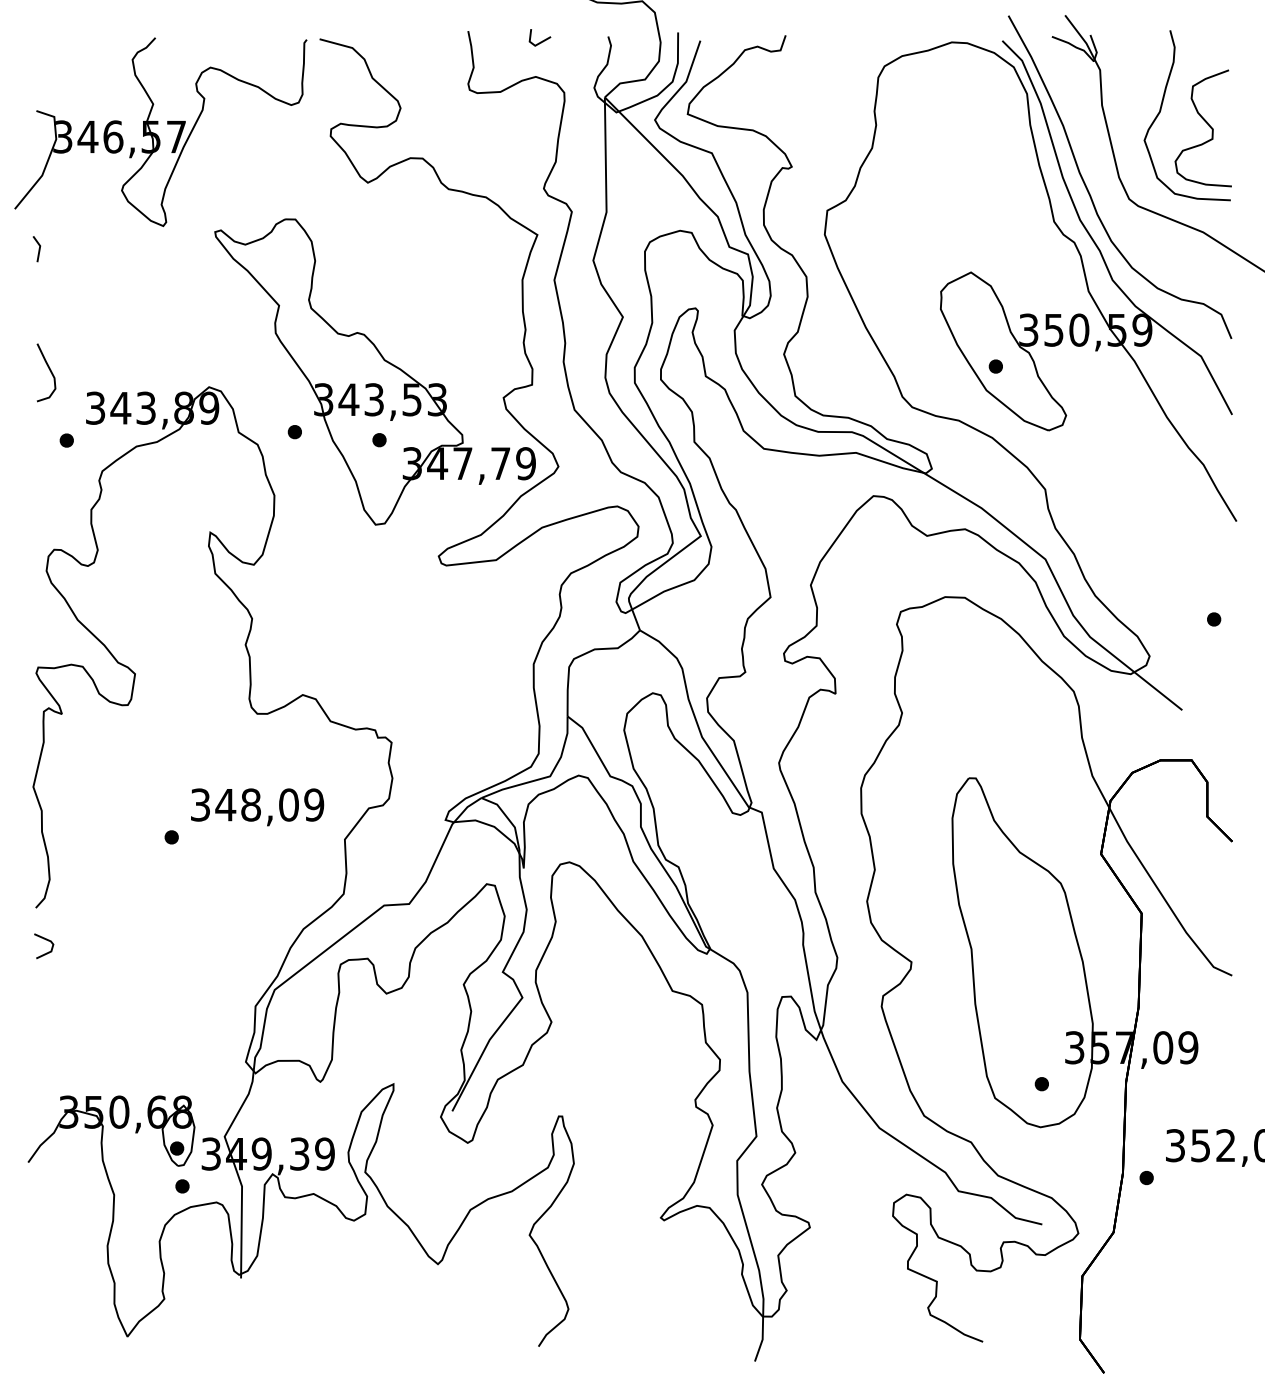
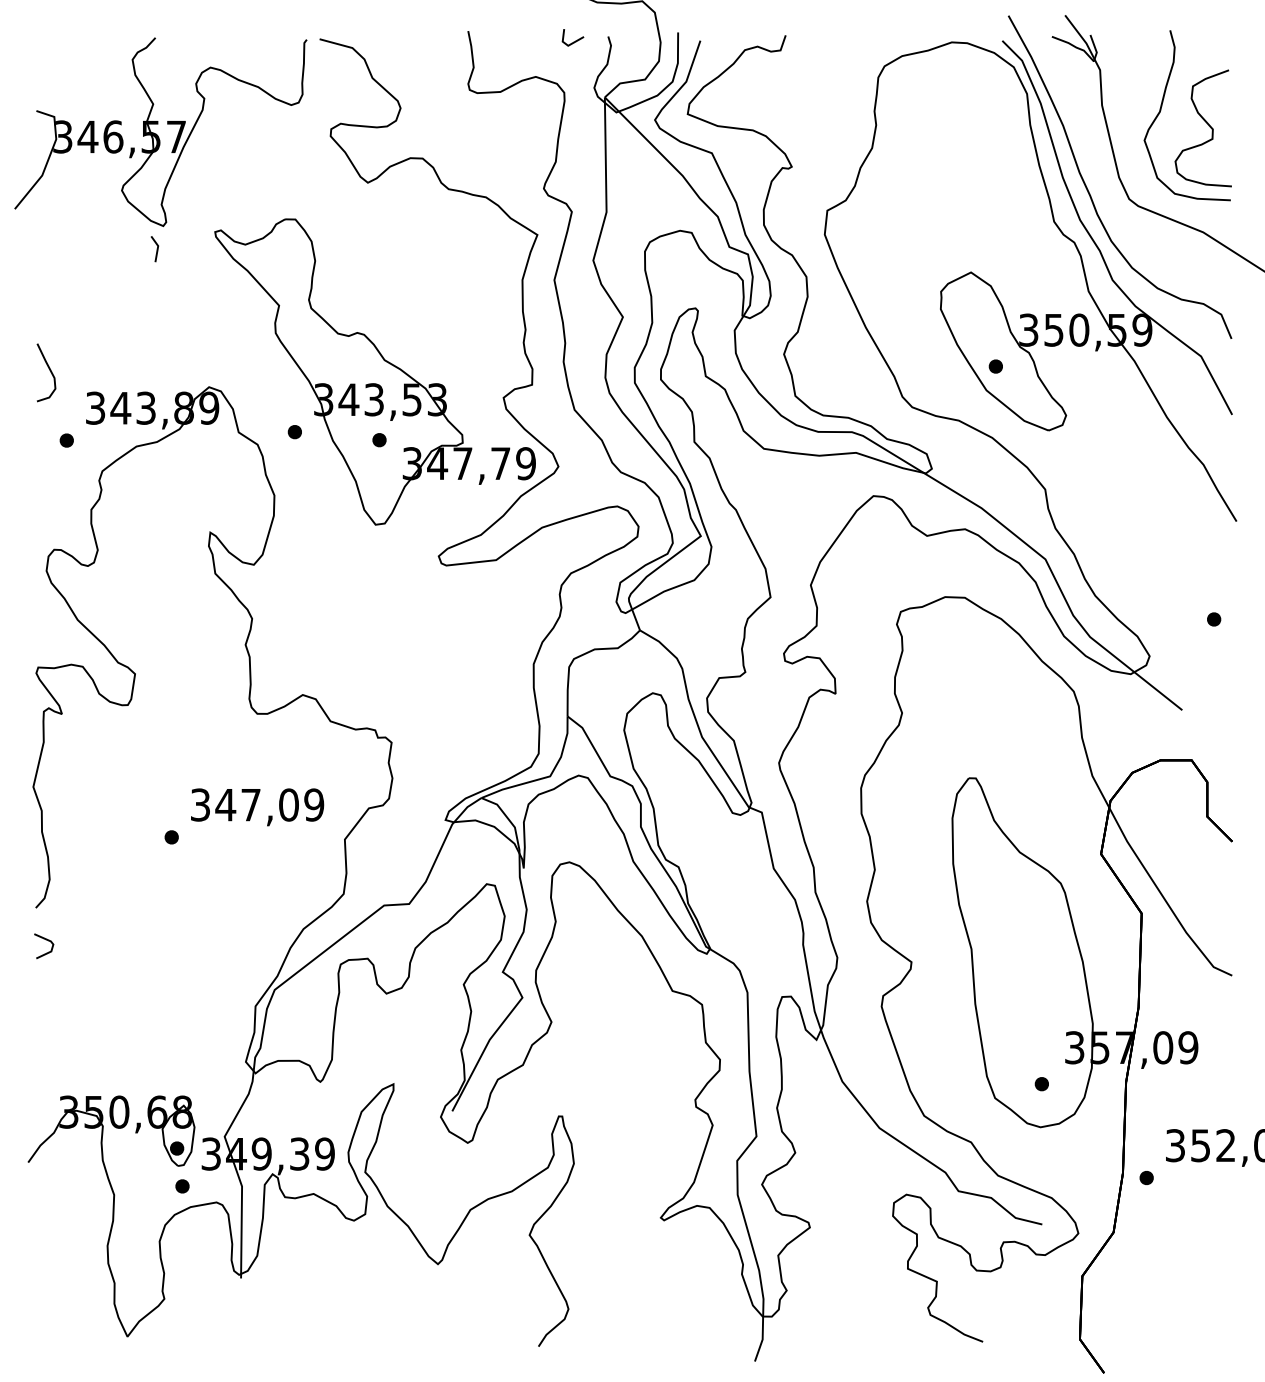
line position: (540, 41) -> (573, 41) (573, 41)
line position: (38, 249) -> (156, 249) (156, 249)
text: 348,09 -> 347,09 (250, 804)
